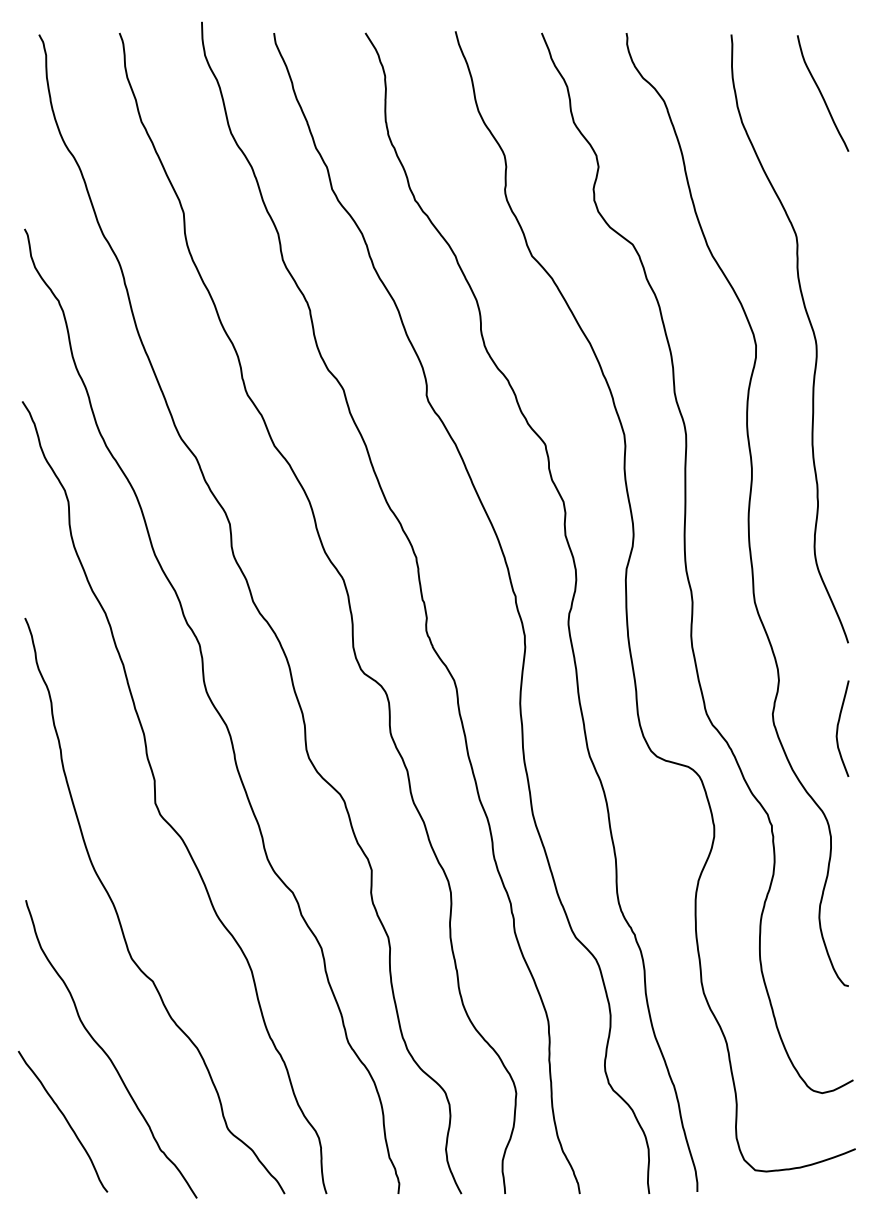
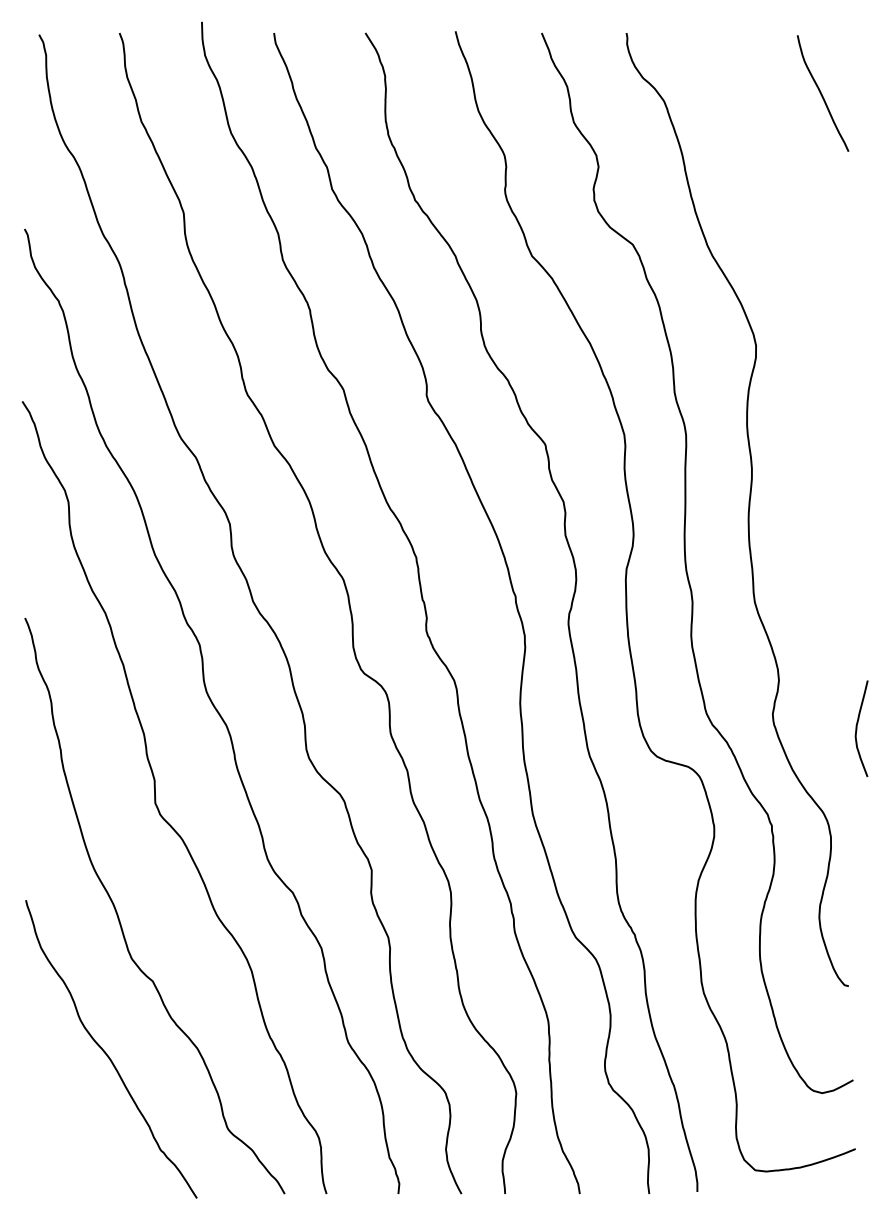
curve: present -> none (811, 329)
curve position: (838, 728) -> (857, 728) (857, 728)
curve: present -> none (65, 1120)
